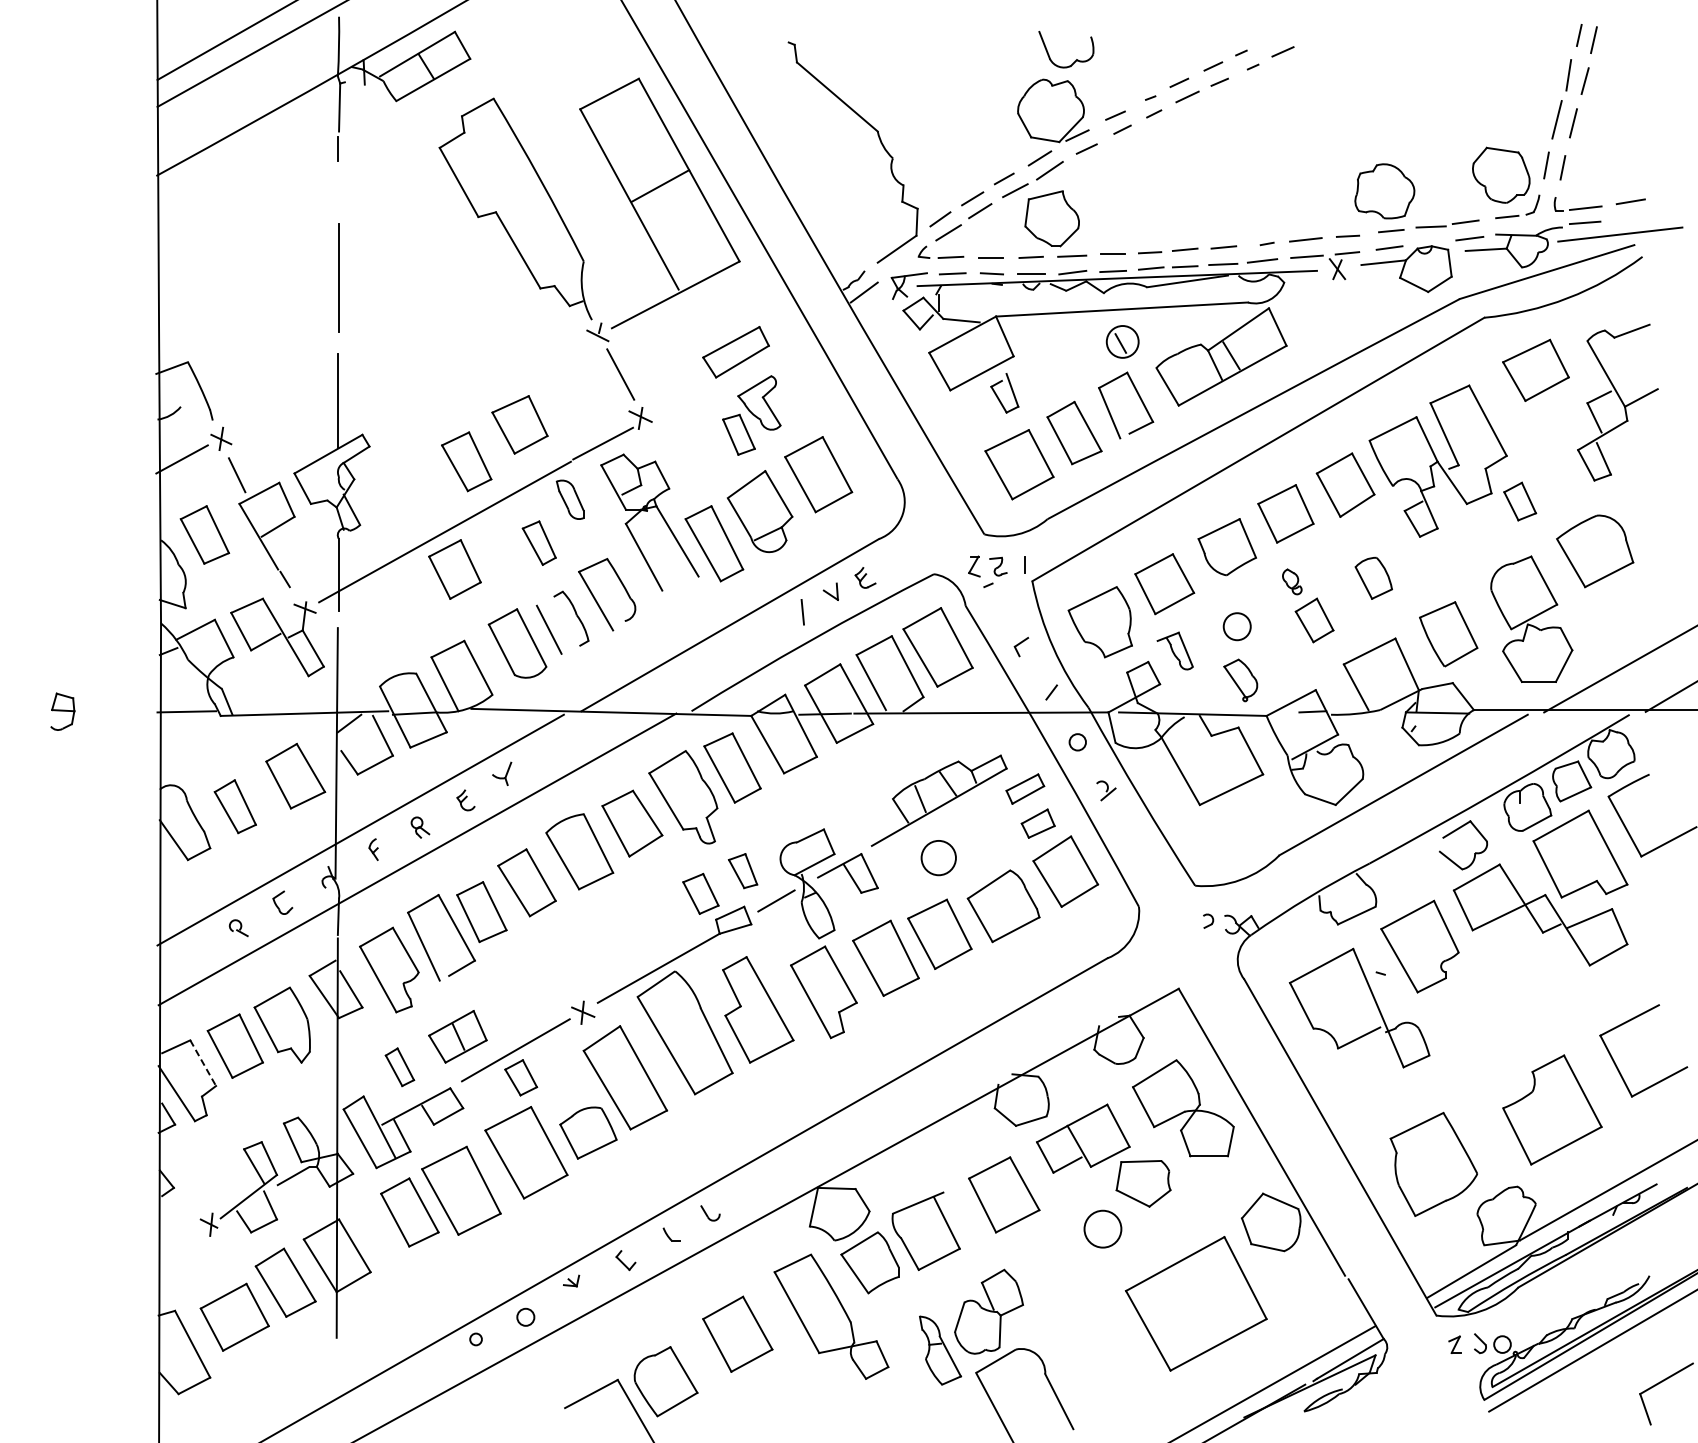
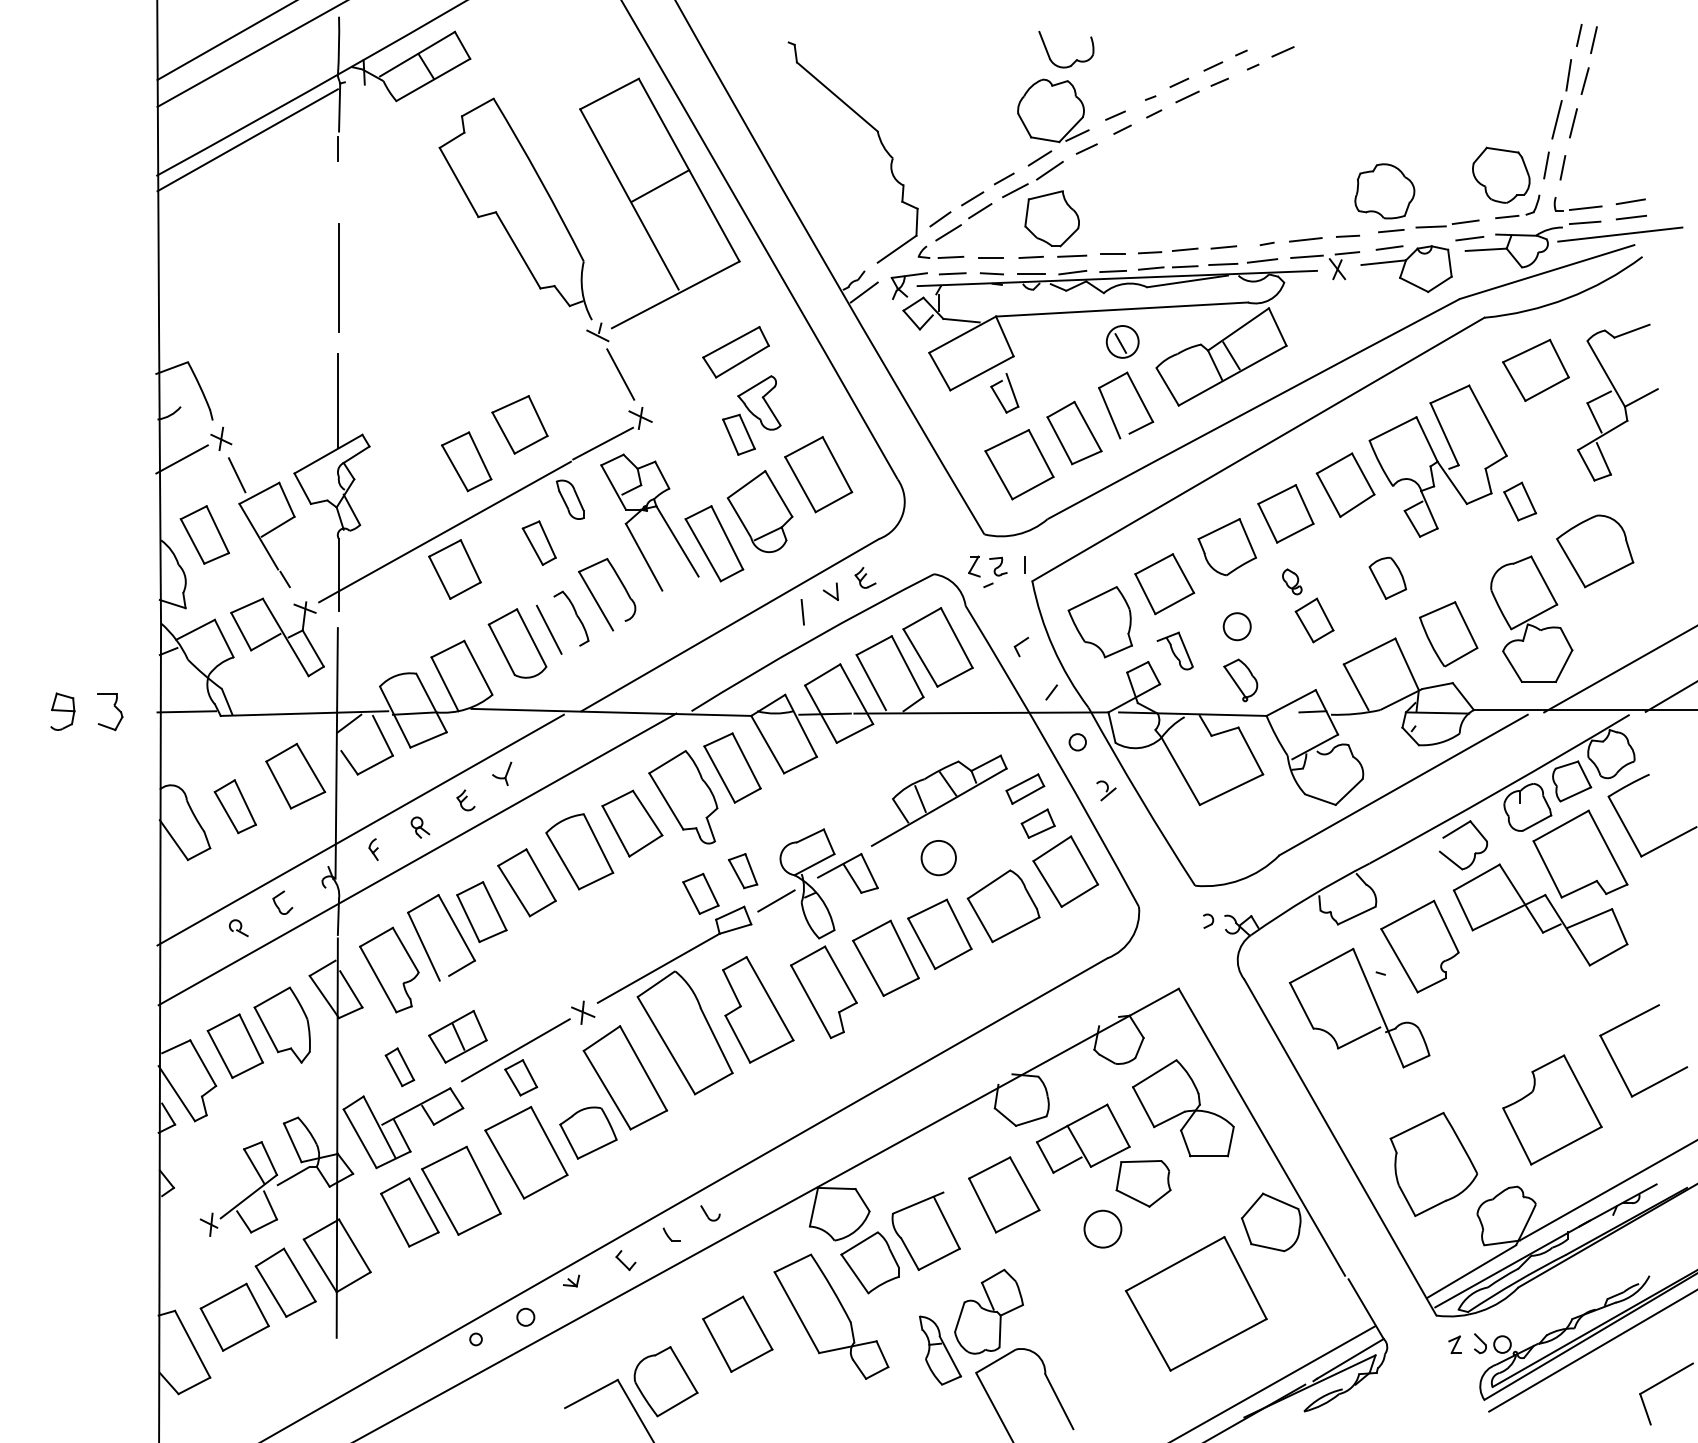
line: none -> present (247, 140)
line: none -> present (1631, 217)
part position: (1373, 577) -> (1387, 577) (1387, 577)
part: none -> present (114, 707)
line: dashed -> solid (203, 1063)
